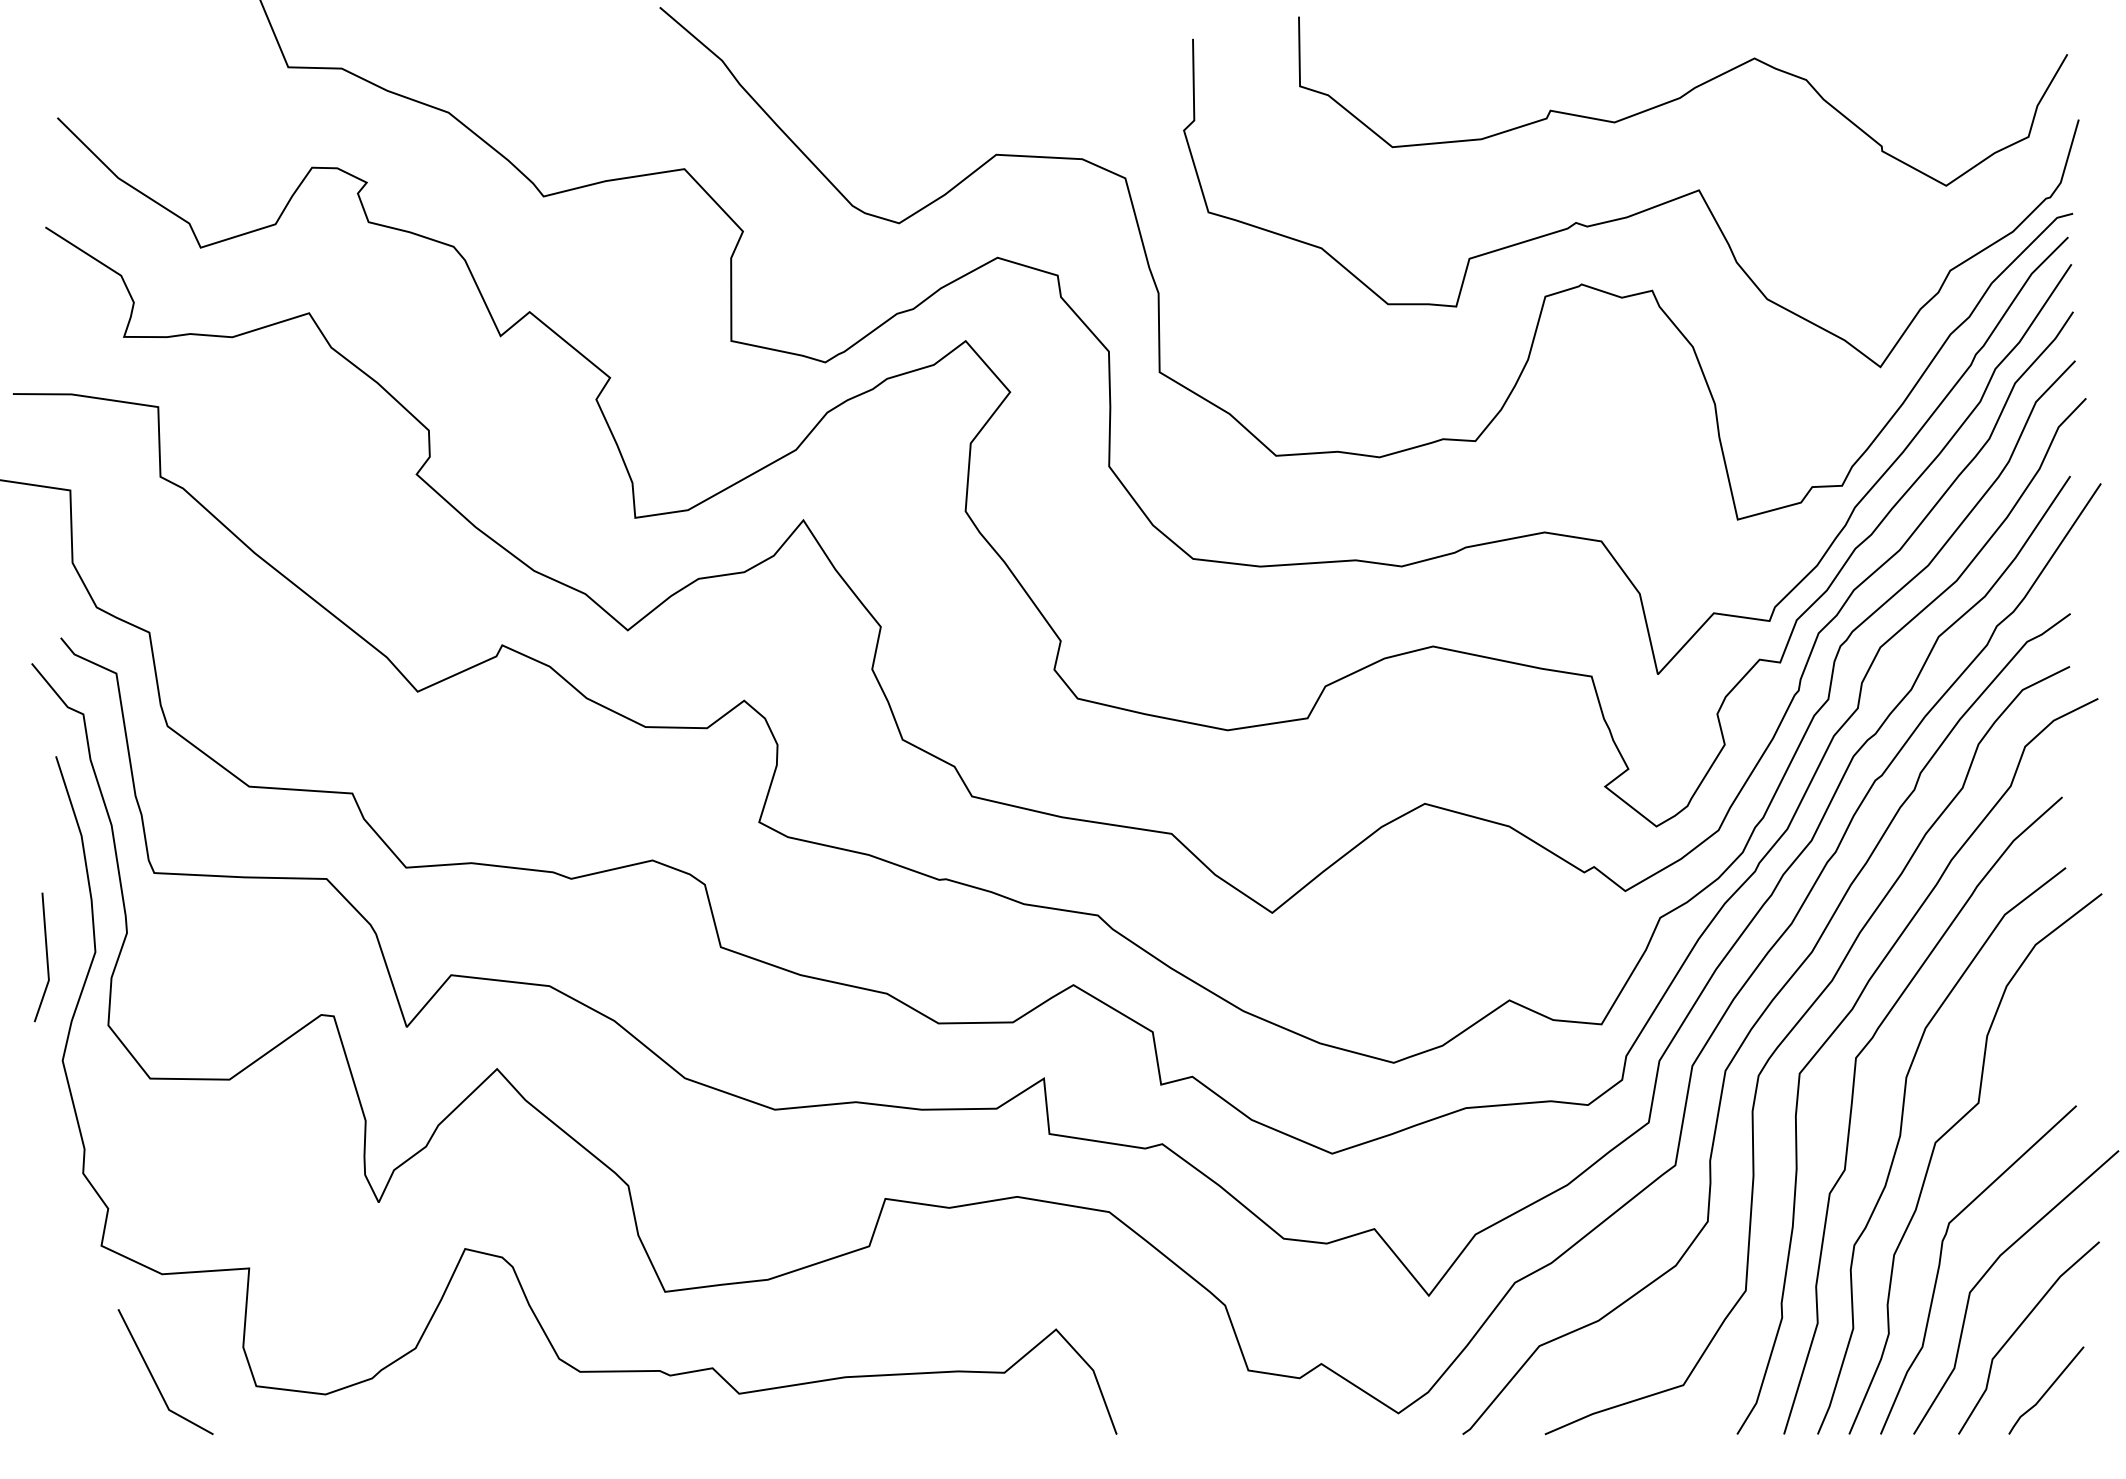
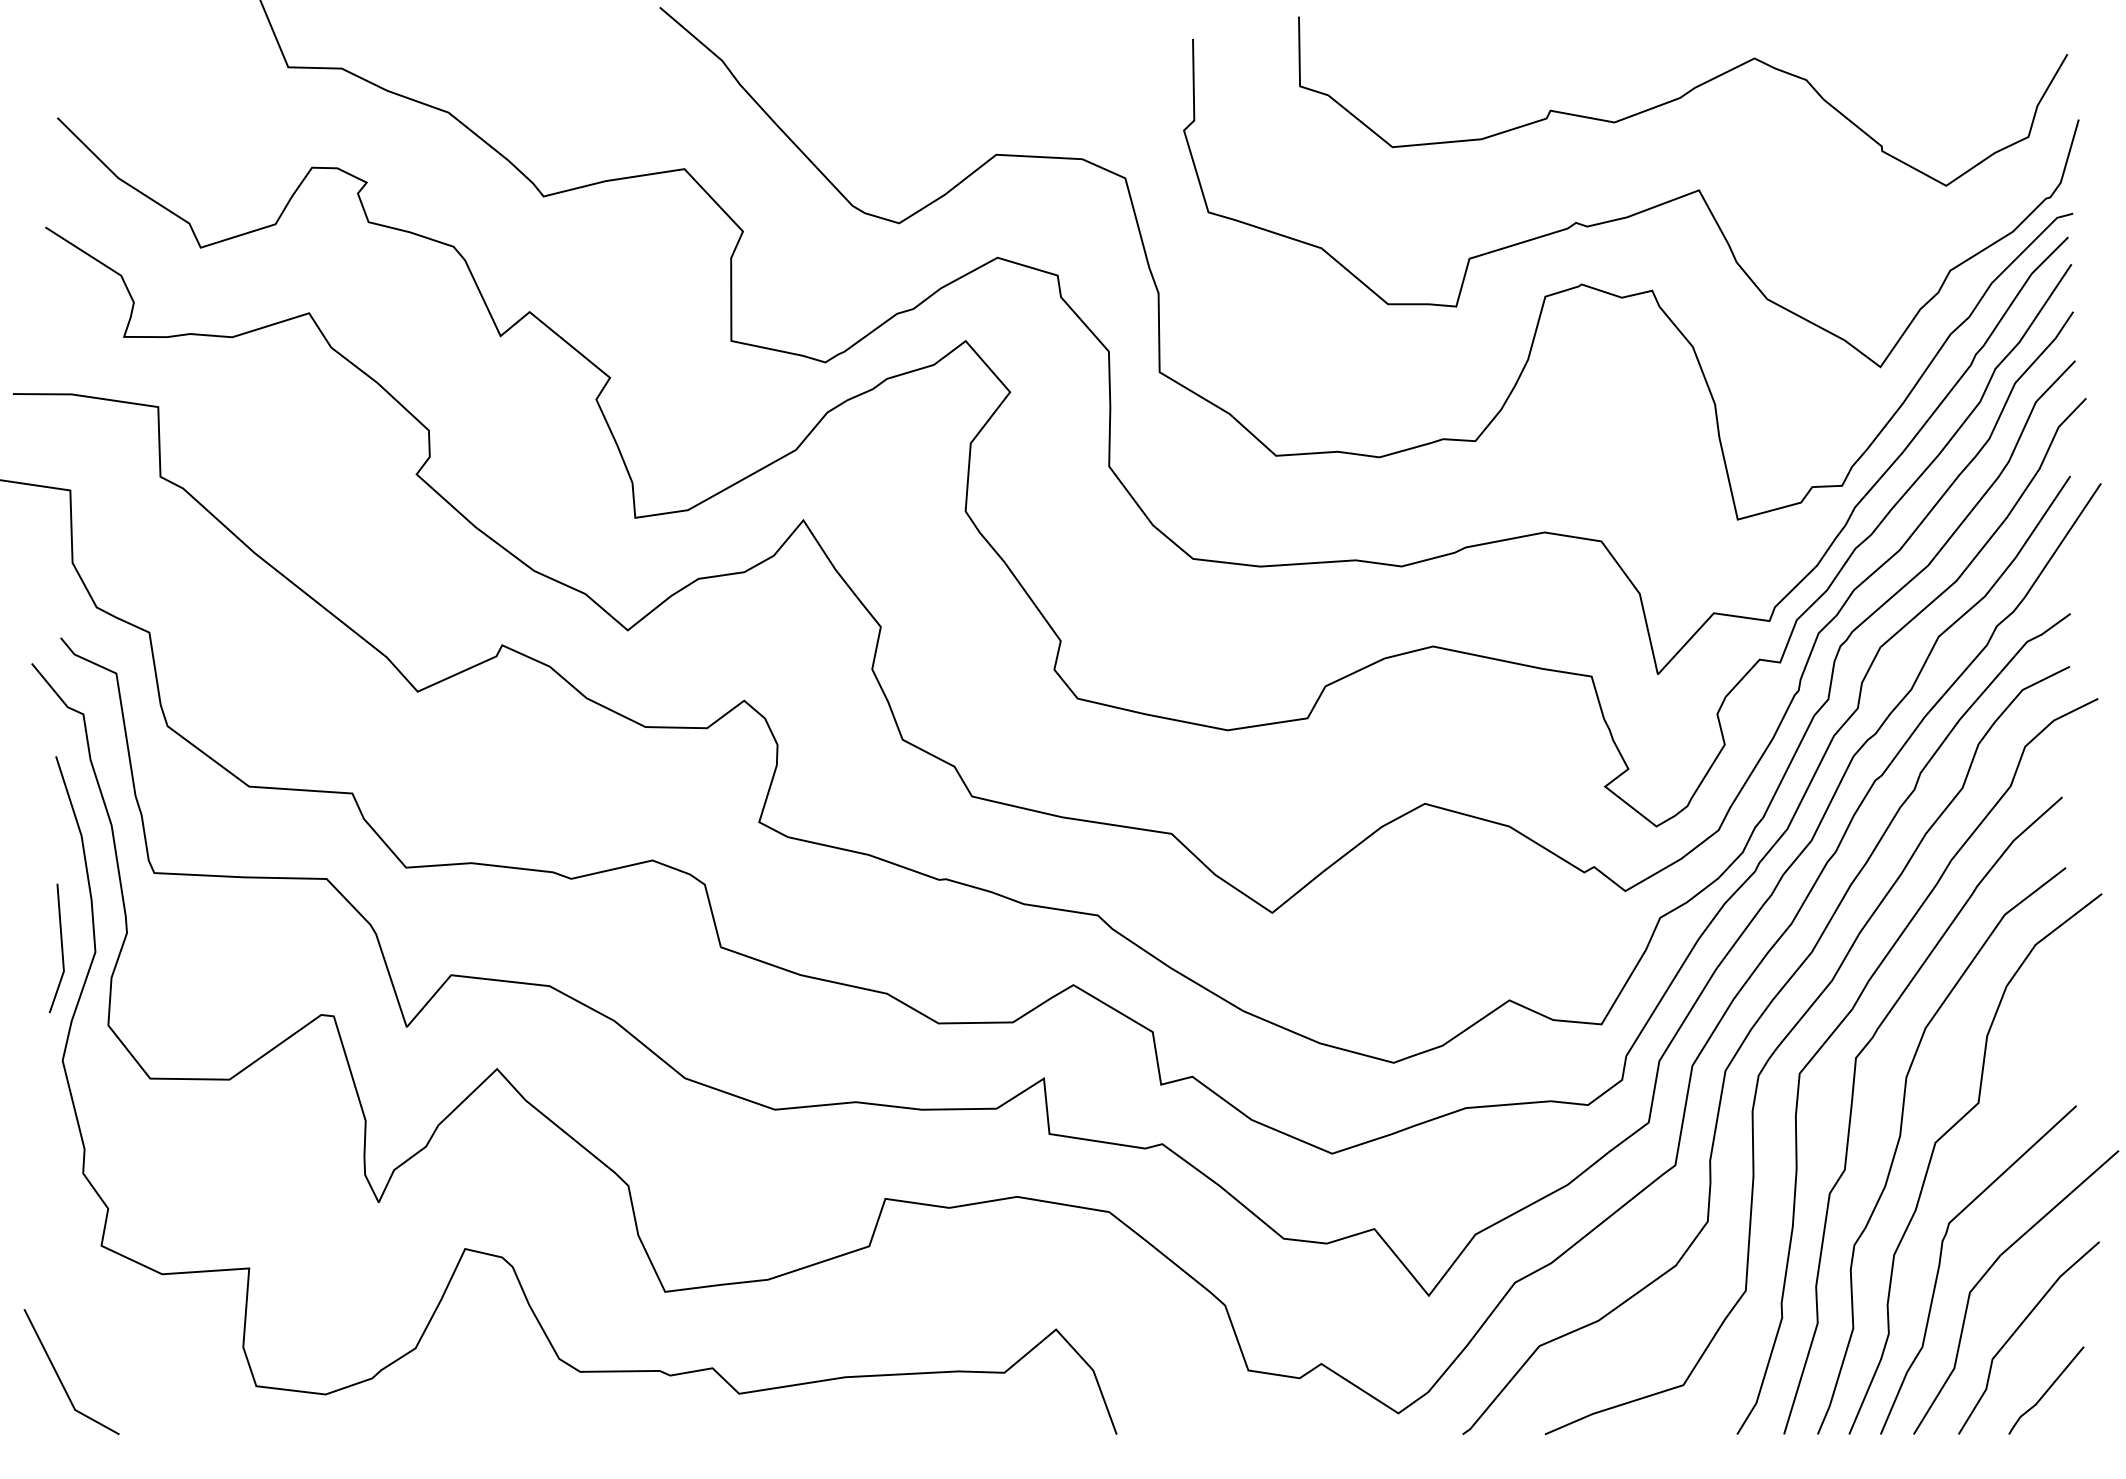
line position: (46, 957) -> (61, 948) (61, 948)
line position: (153, 1376) -> (59, 1376) (59, 1376)
